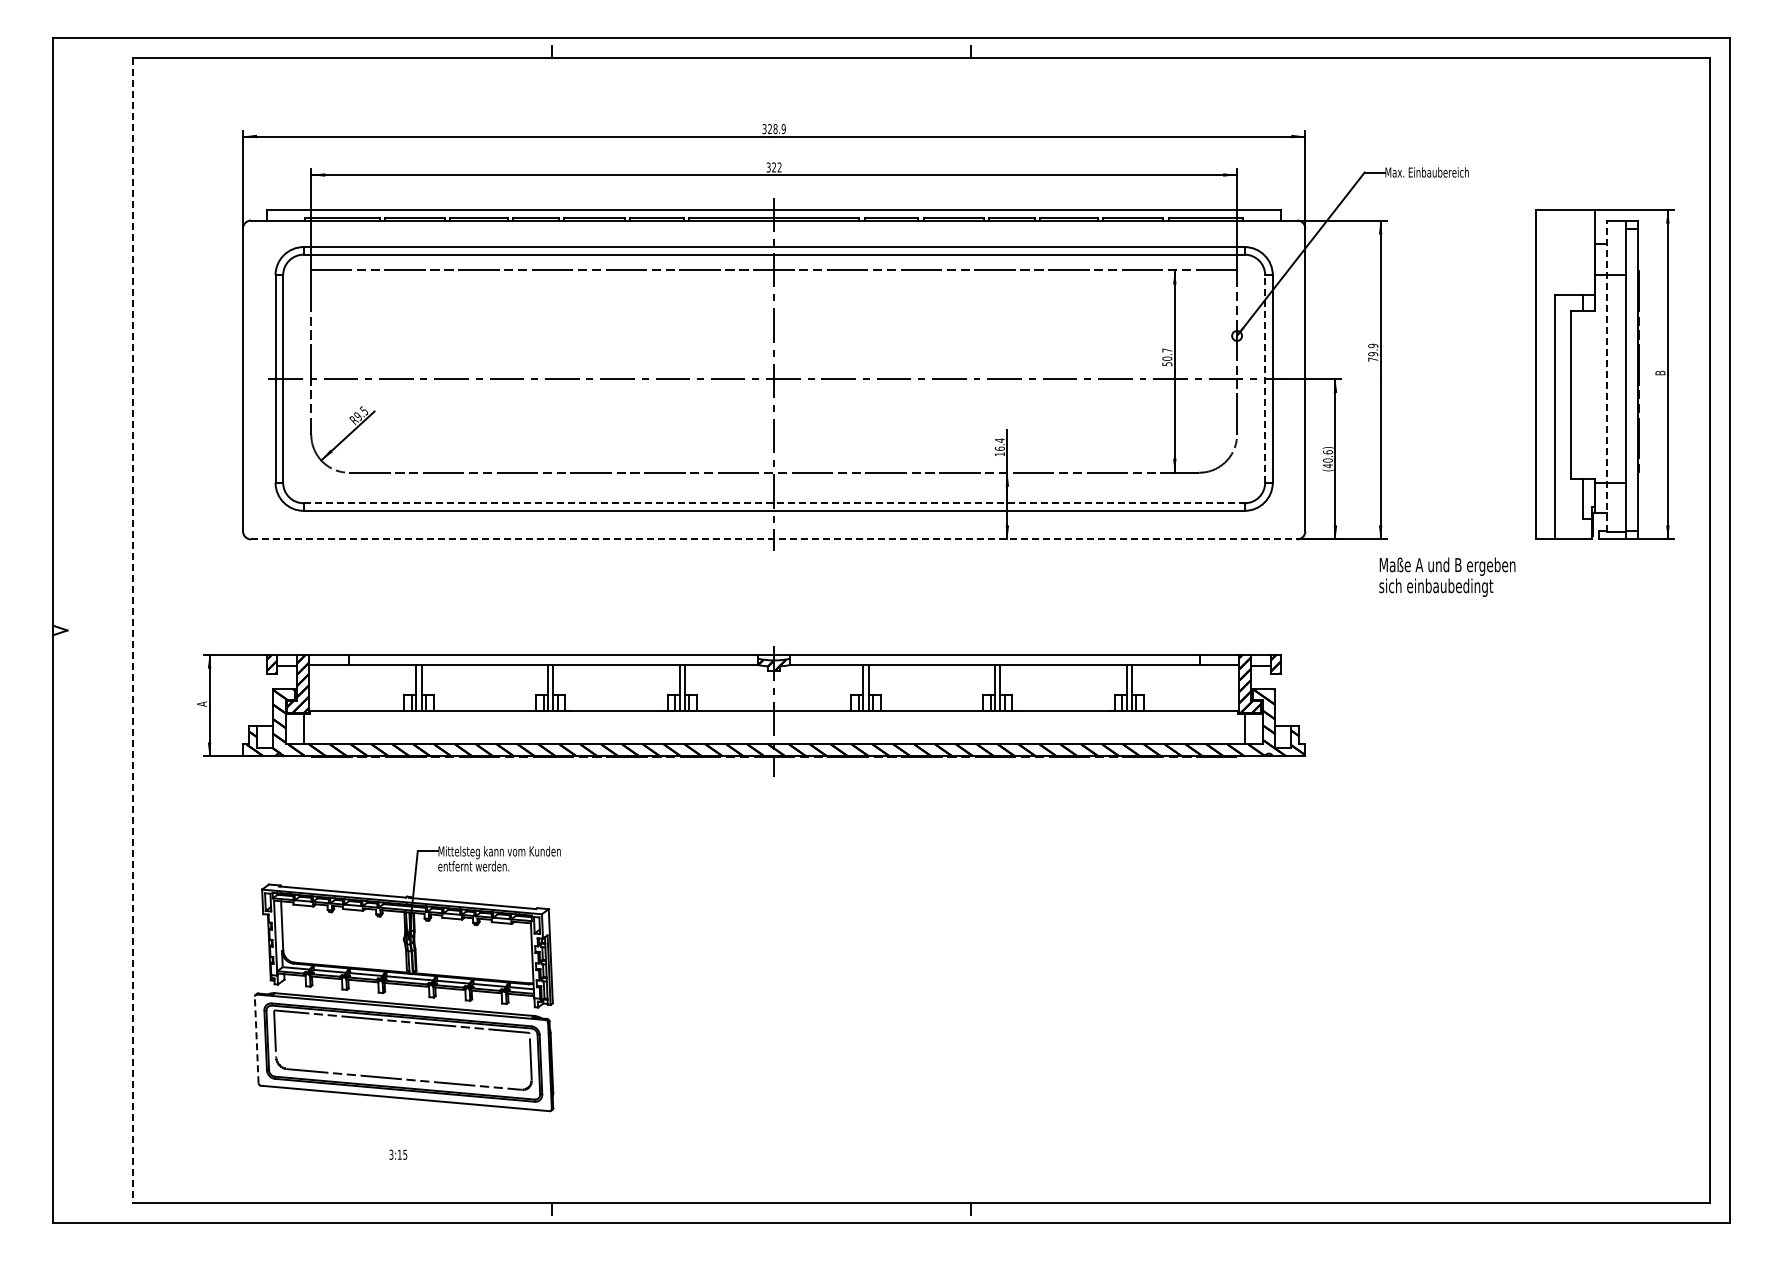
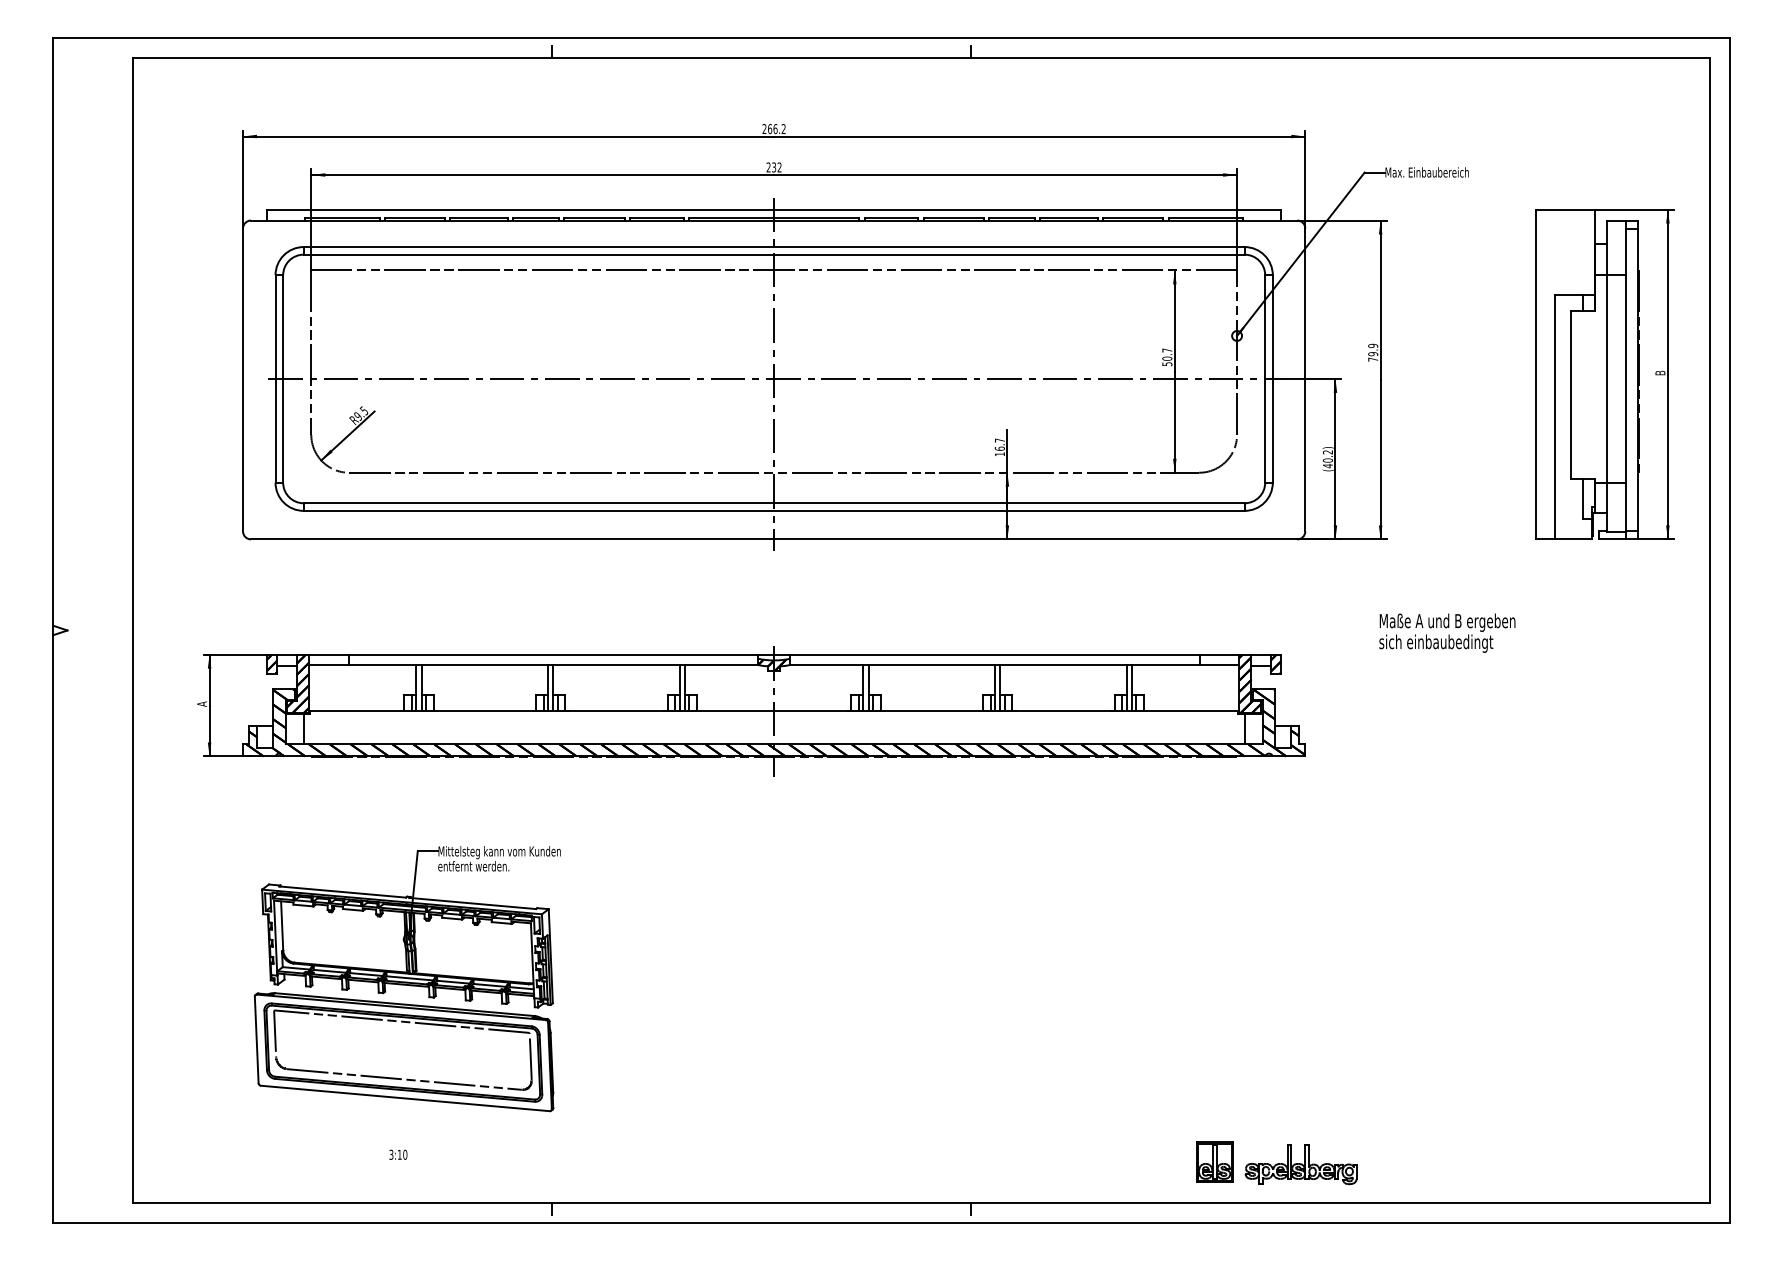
text: 328.9 -> 266.2 (773, 129)
text: 322 -> 232 (771, 167)
line: dashed -> solid (1607, 376)
line: dashed -> solid (1265, 378)
text: 16.4 -> 16.7 (999, 440)
text: (40.6) -> (40.2) (1327, 452)
line: dashed -> solid (774, 503)
line: dashed -> solid (774, 539)
text position: (1447, 576) -> (1447, 632) (1447, 632)
line: dashed -> solid (133, 630)
line: dashed -> solid (256, 1039)
text: 3:15 -> 3:10 (405, 1154)
part: none -> present (1276, 1163)
